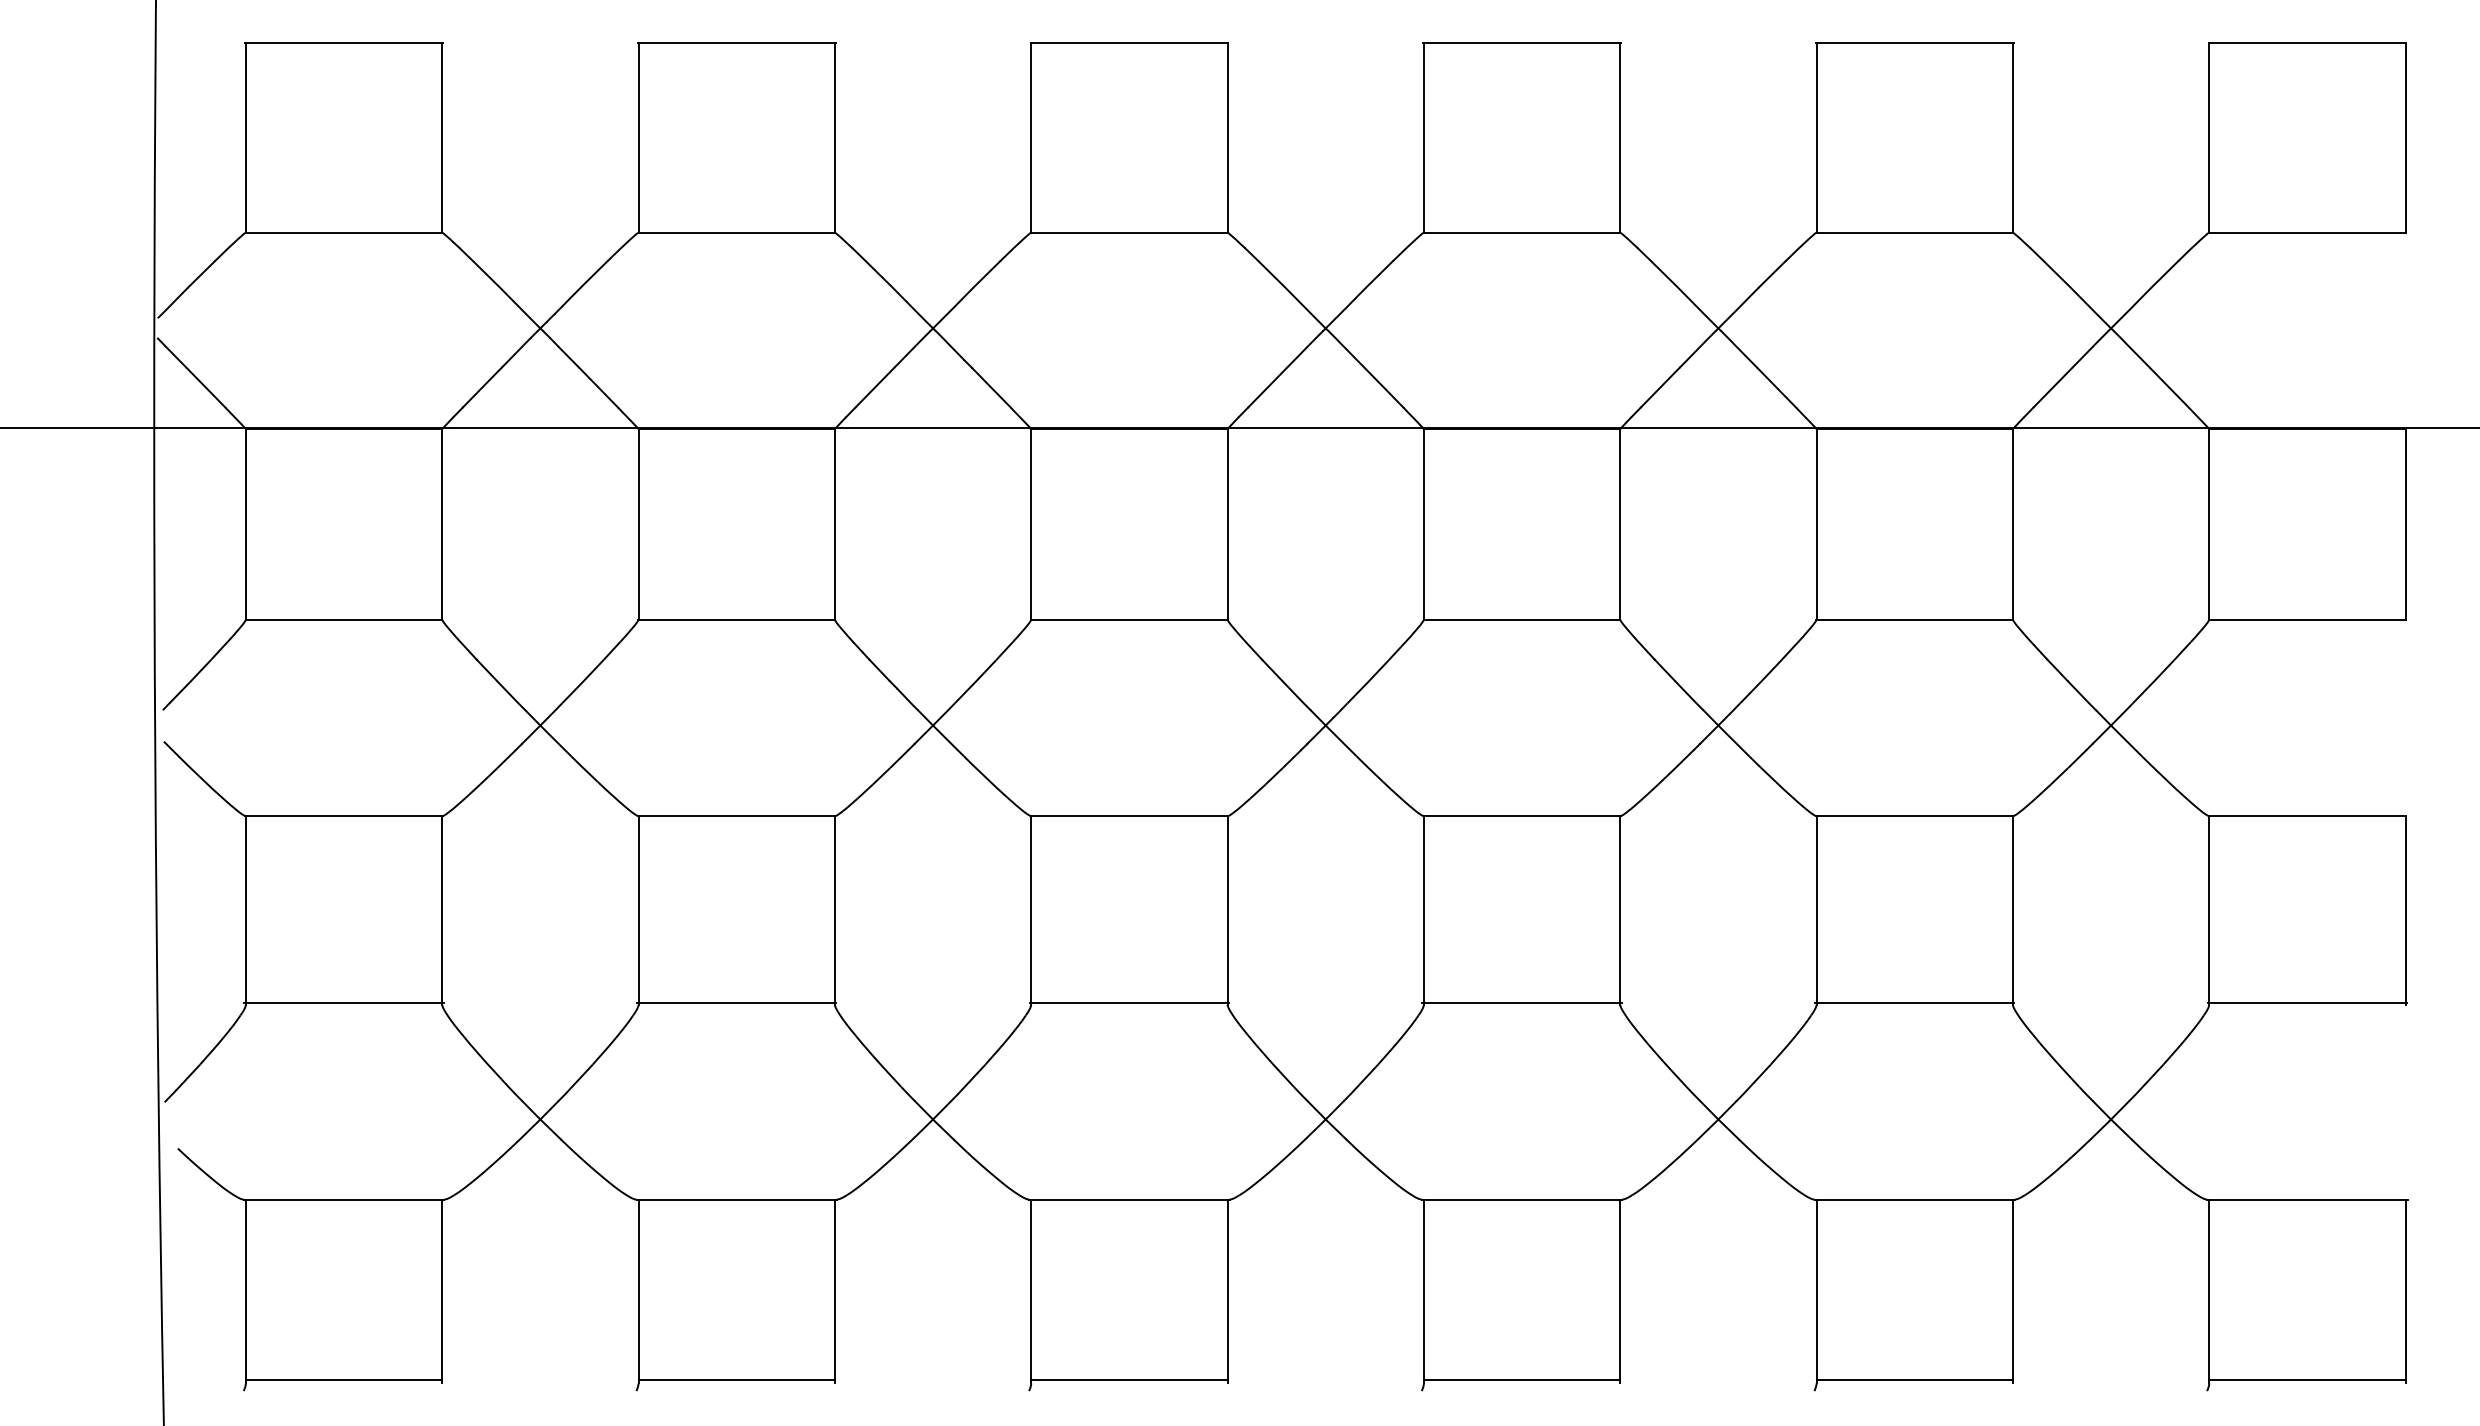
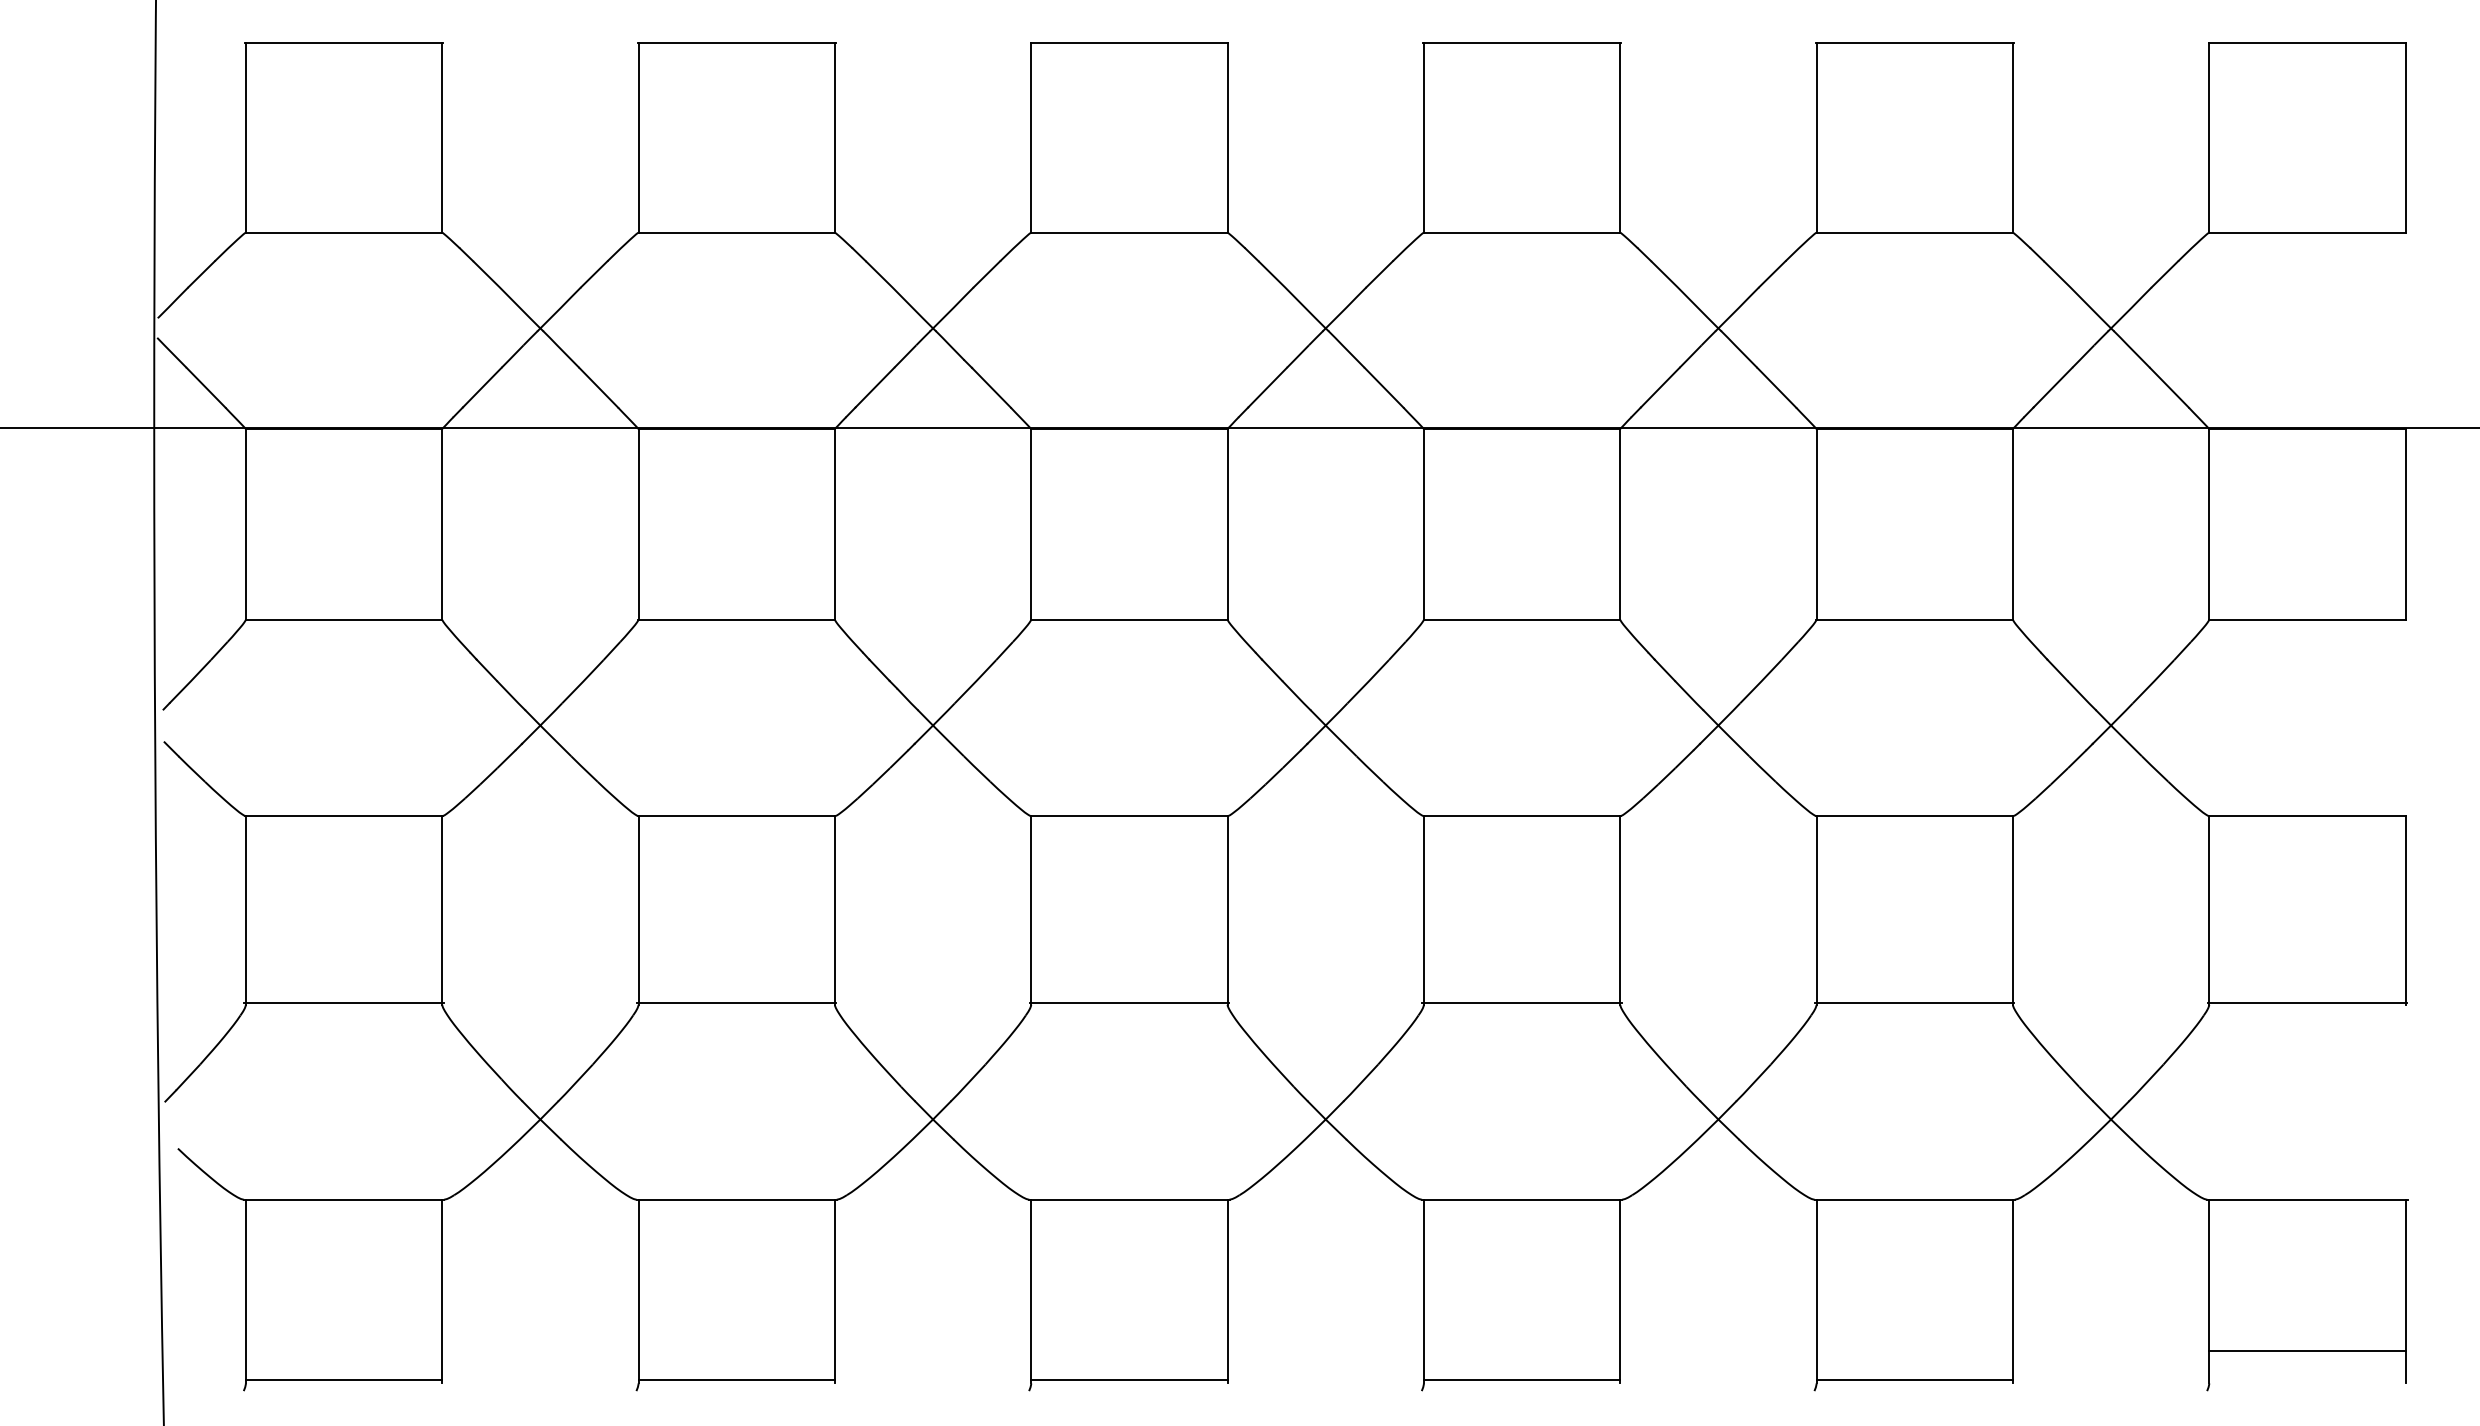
line position: (2307, 1379) -> (2307, 1350) (2307, 1350)
